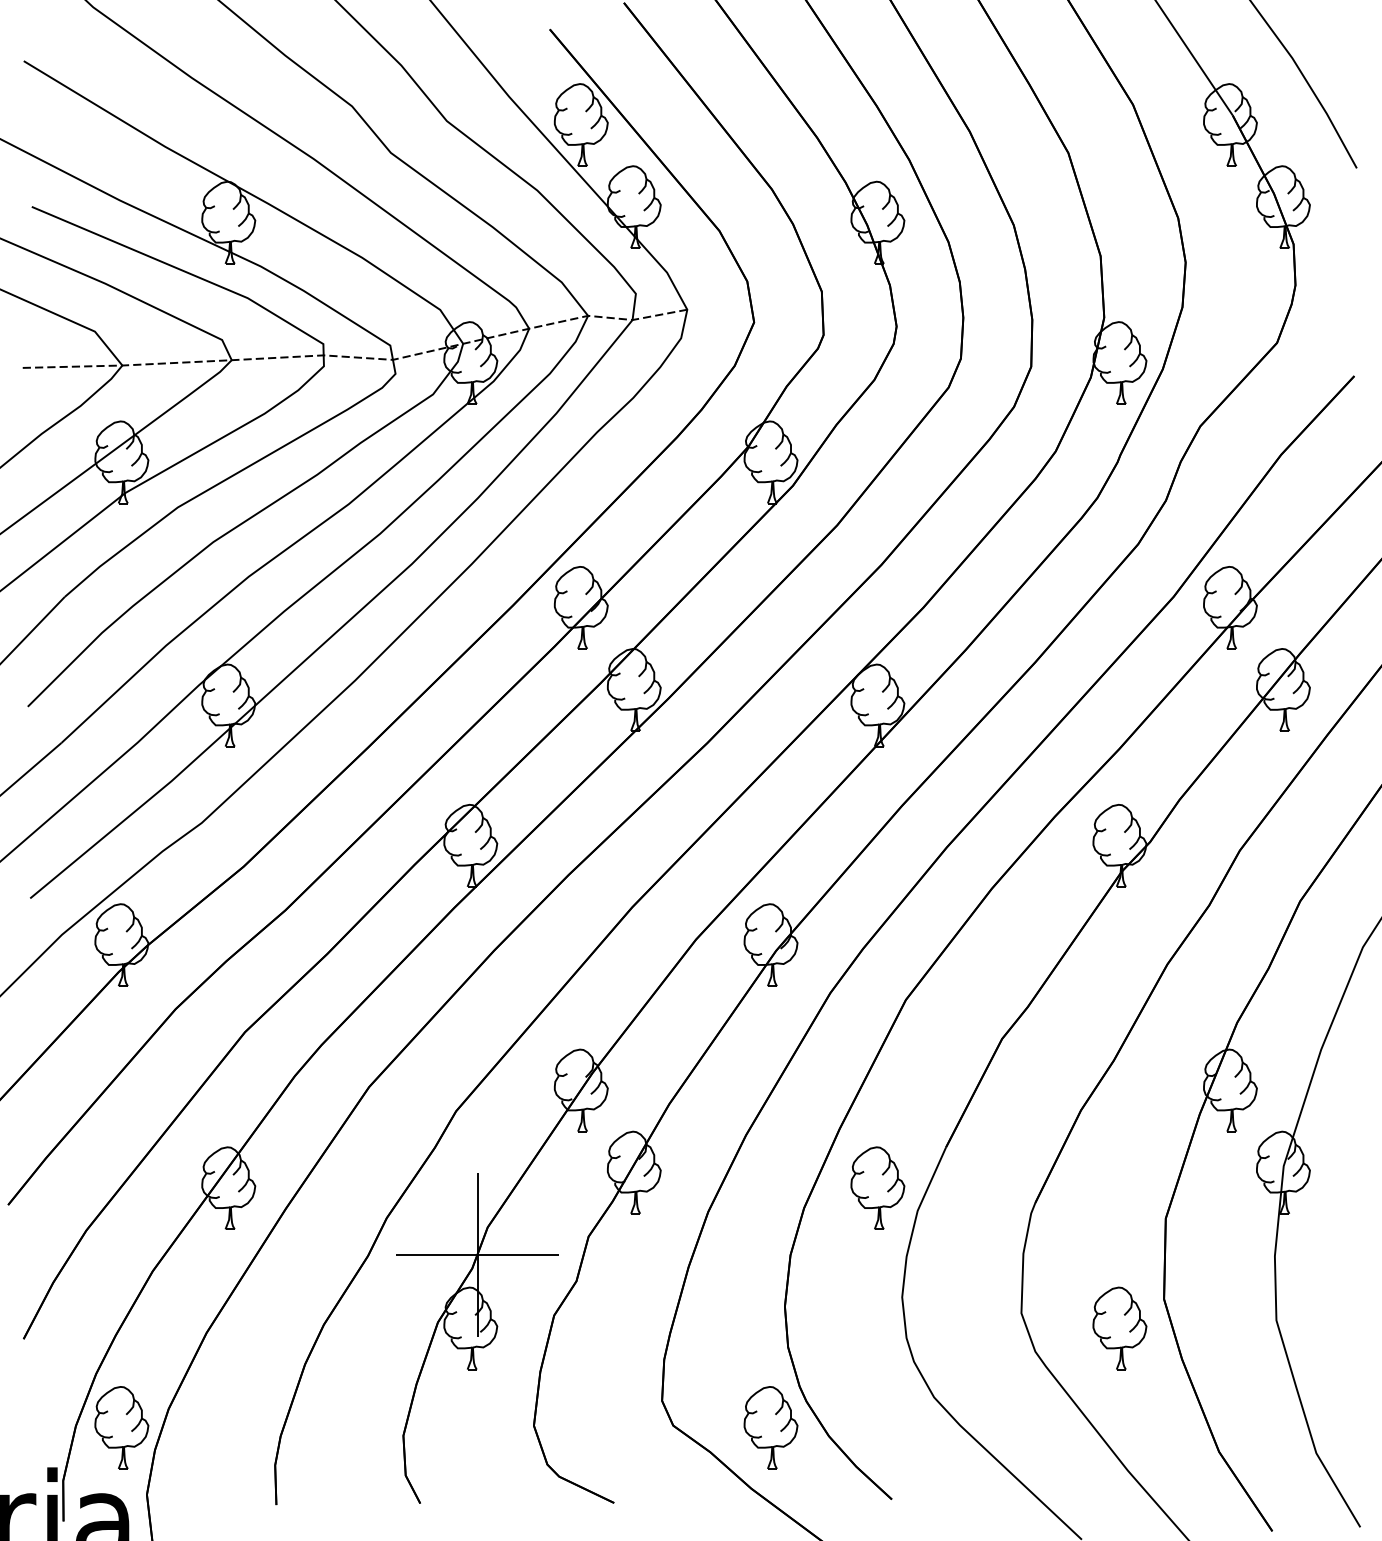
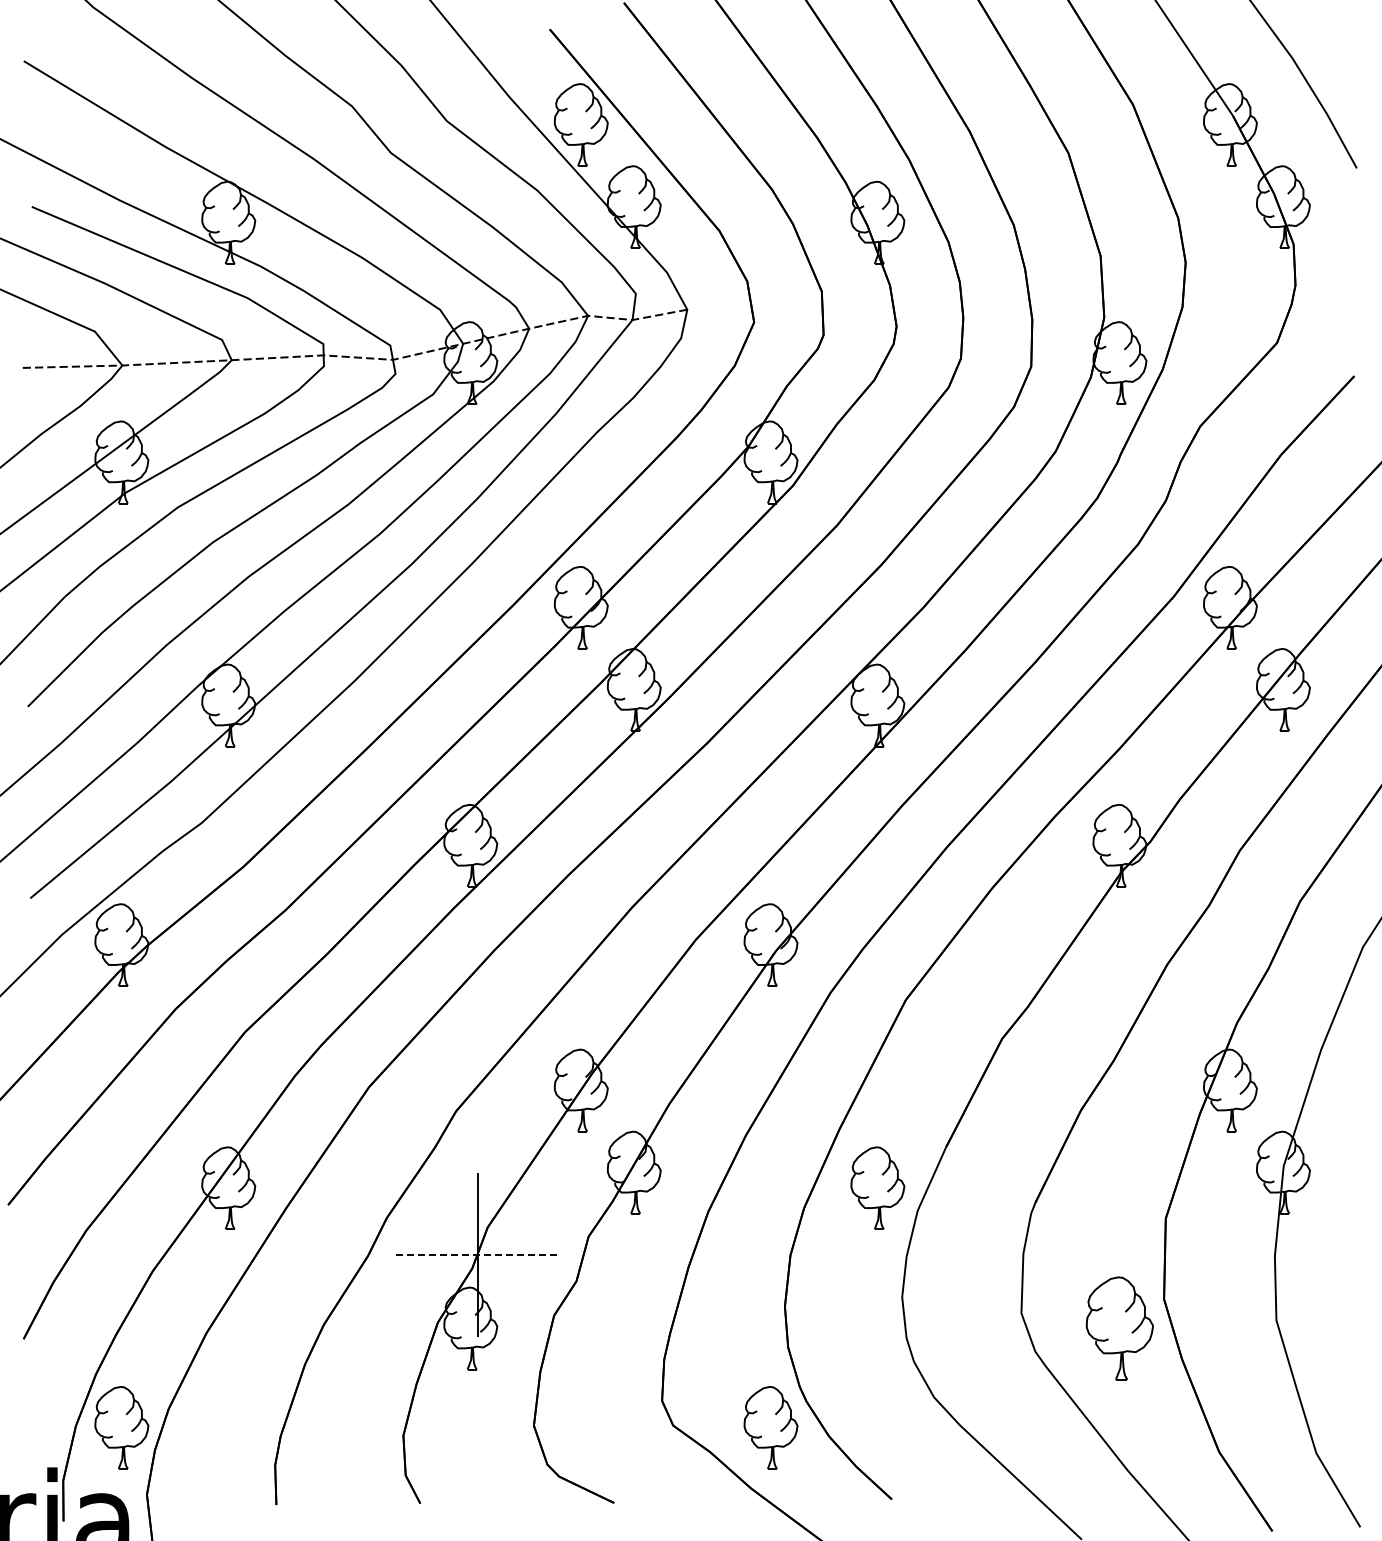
line: solid -> dashed (477, 1254)
part size: 56x85 px -> 69x105 px (1119, 1328)
